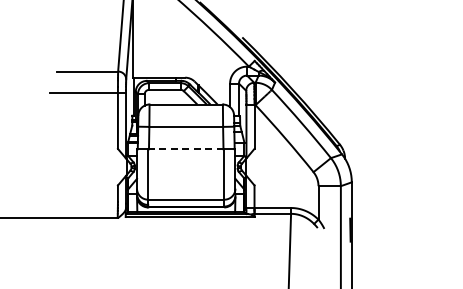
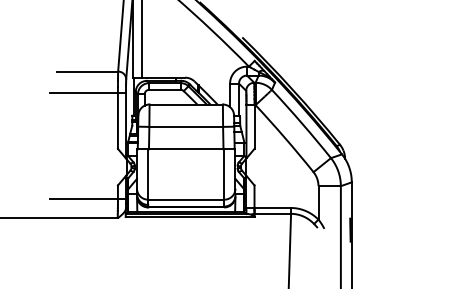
line: none -> present (142, 39)
line: dashed -> solid (186, 149)
line: none -> present (87, 198)
